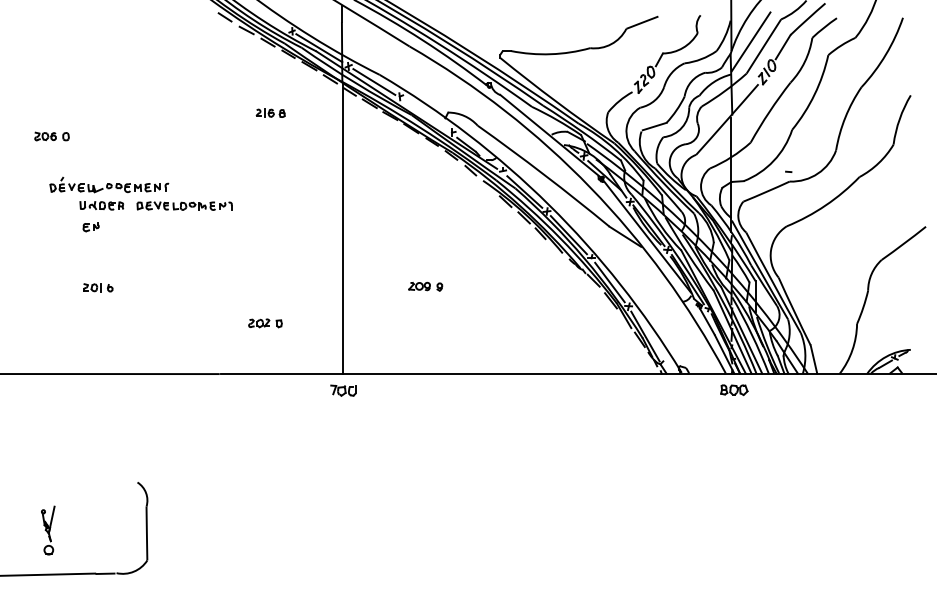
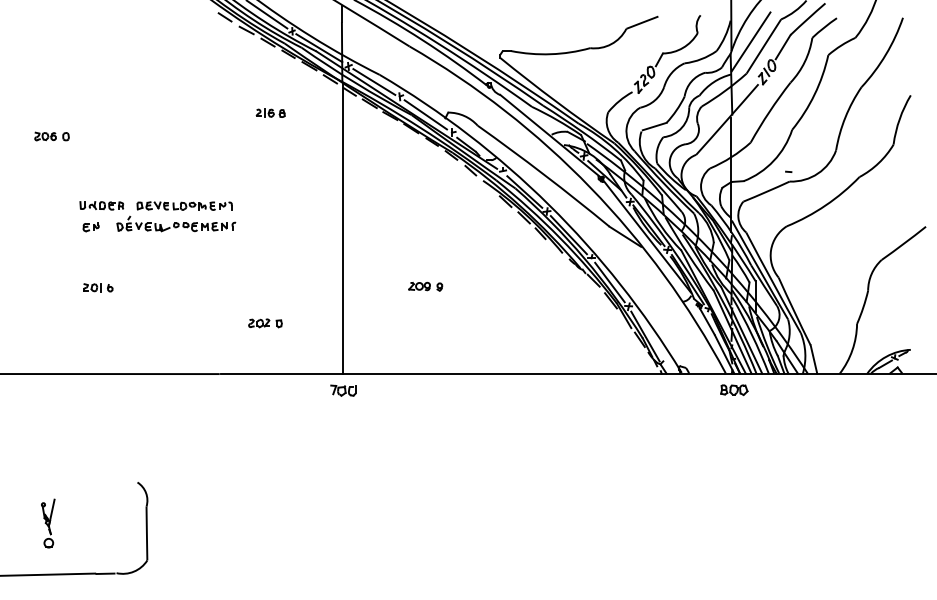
line: none -> present (268, 15)
line: none -> present (425, 114)
part position: (109, 184) -> (176, 223) (176, 223)
part position: (48, 530) -> (48, 523) (48, 523)
